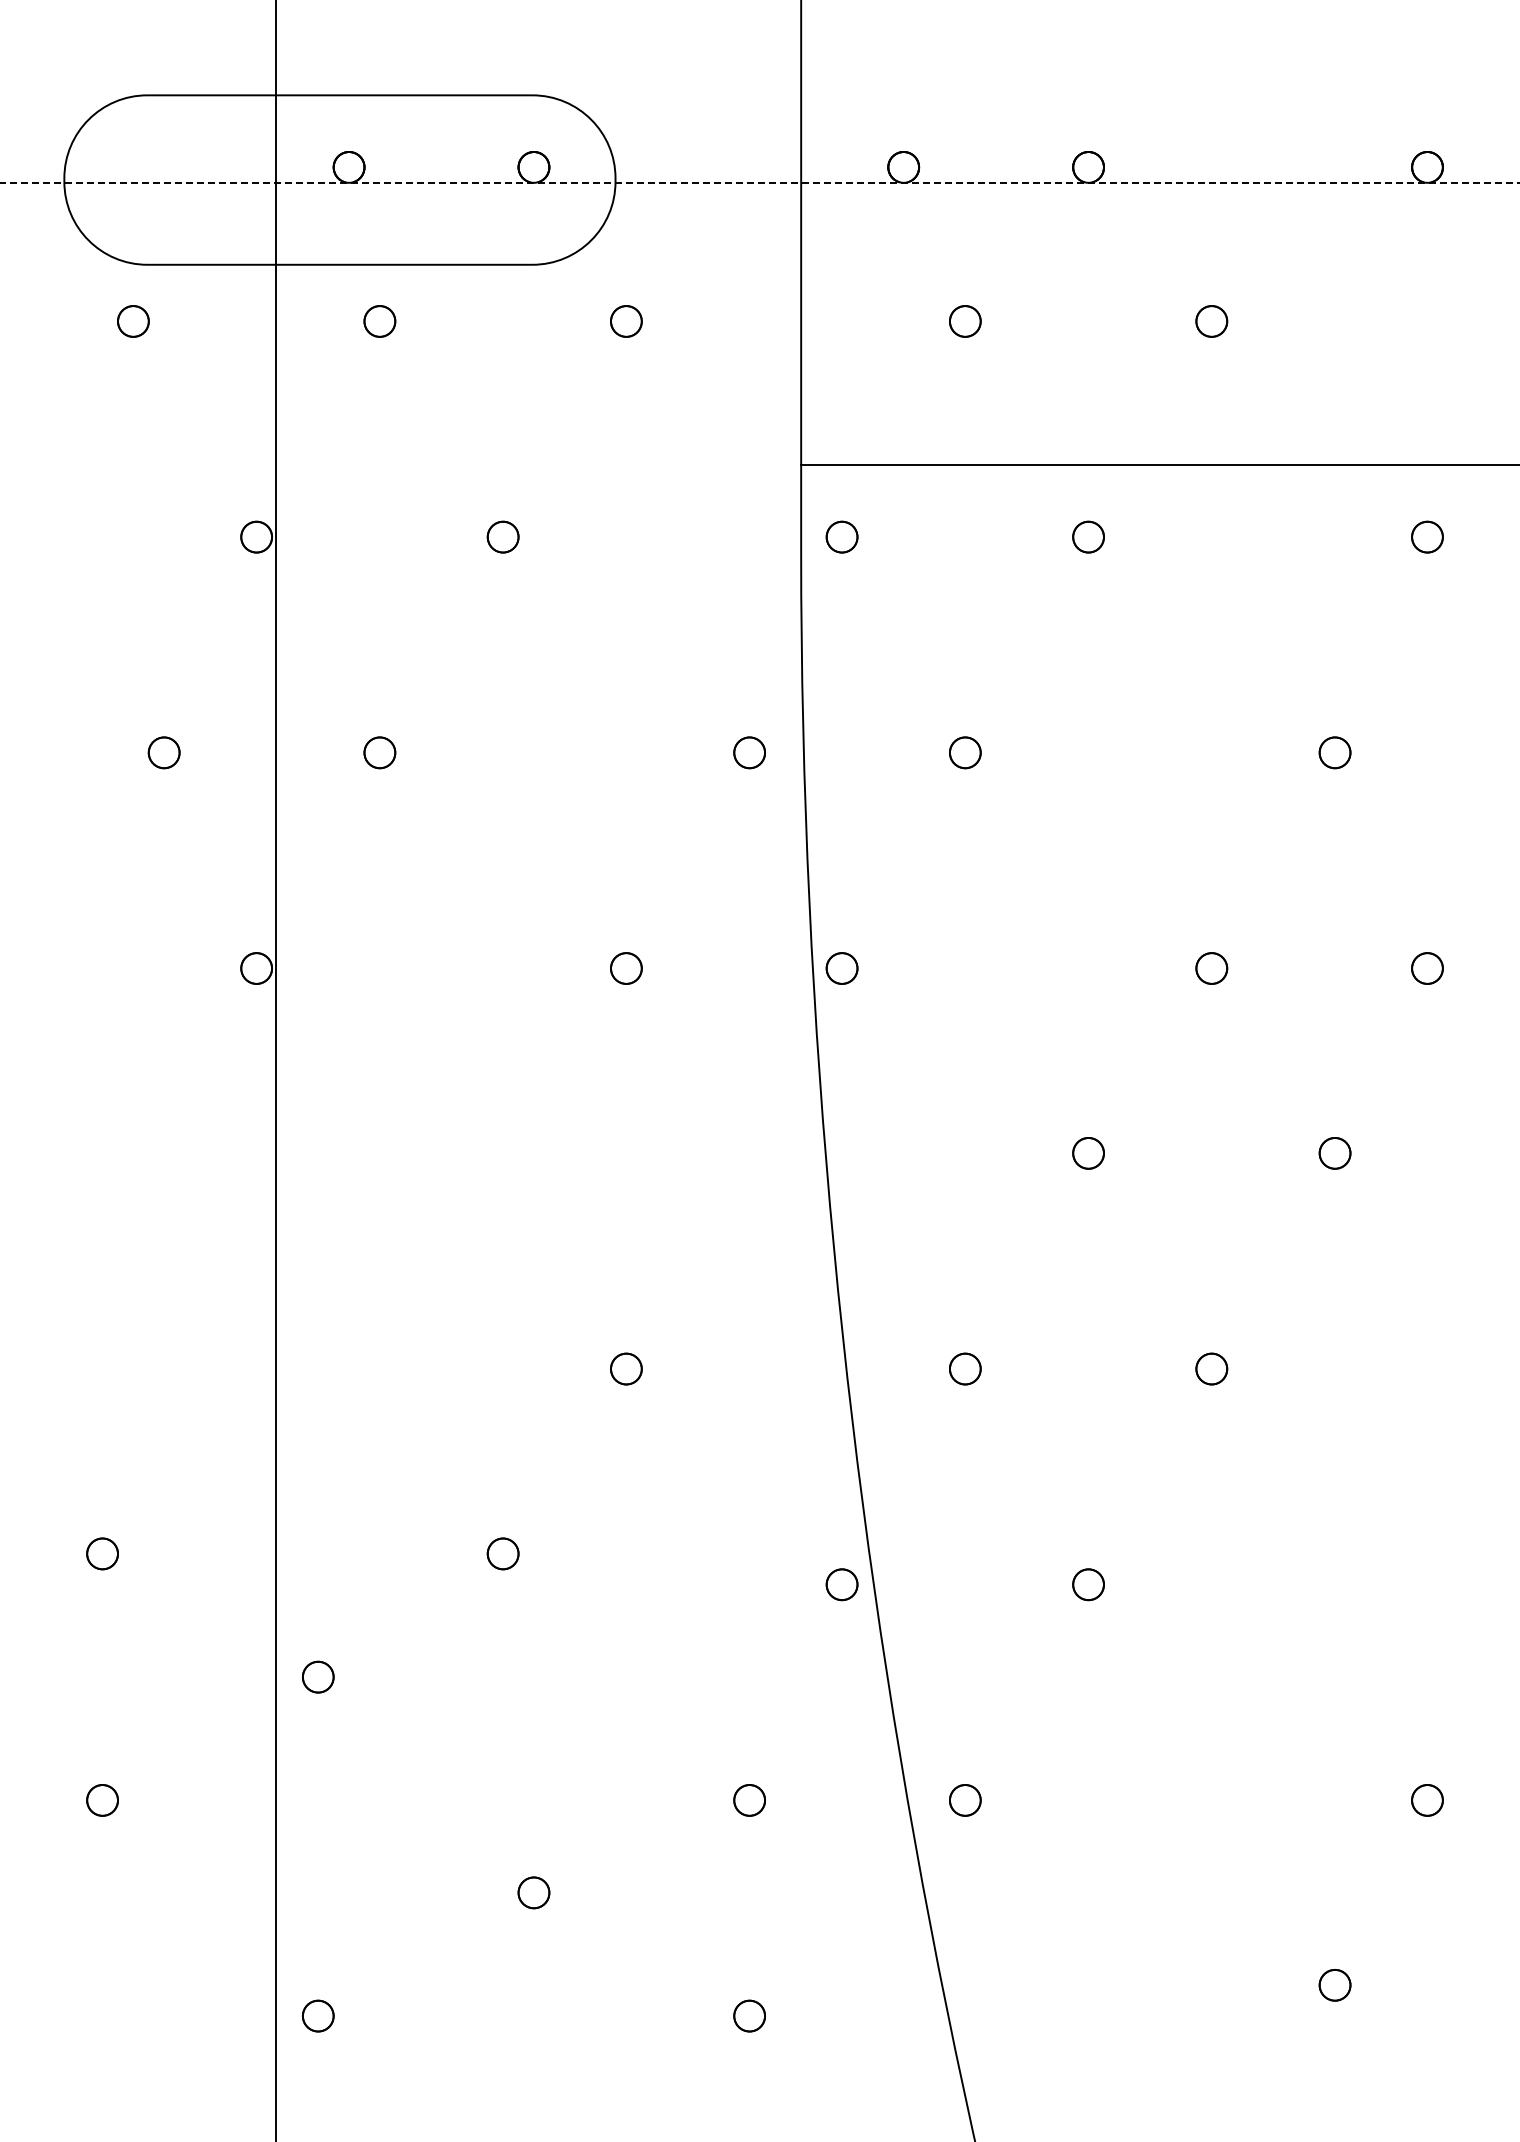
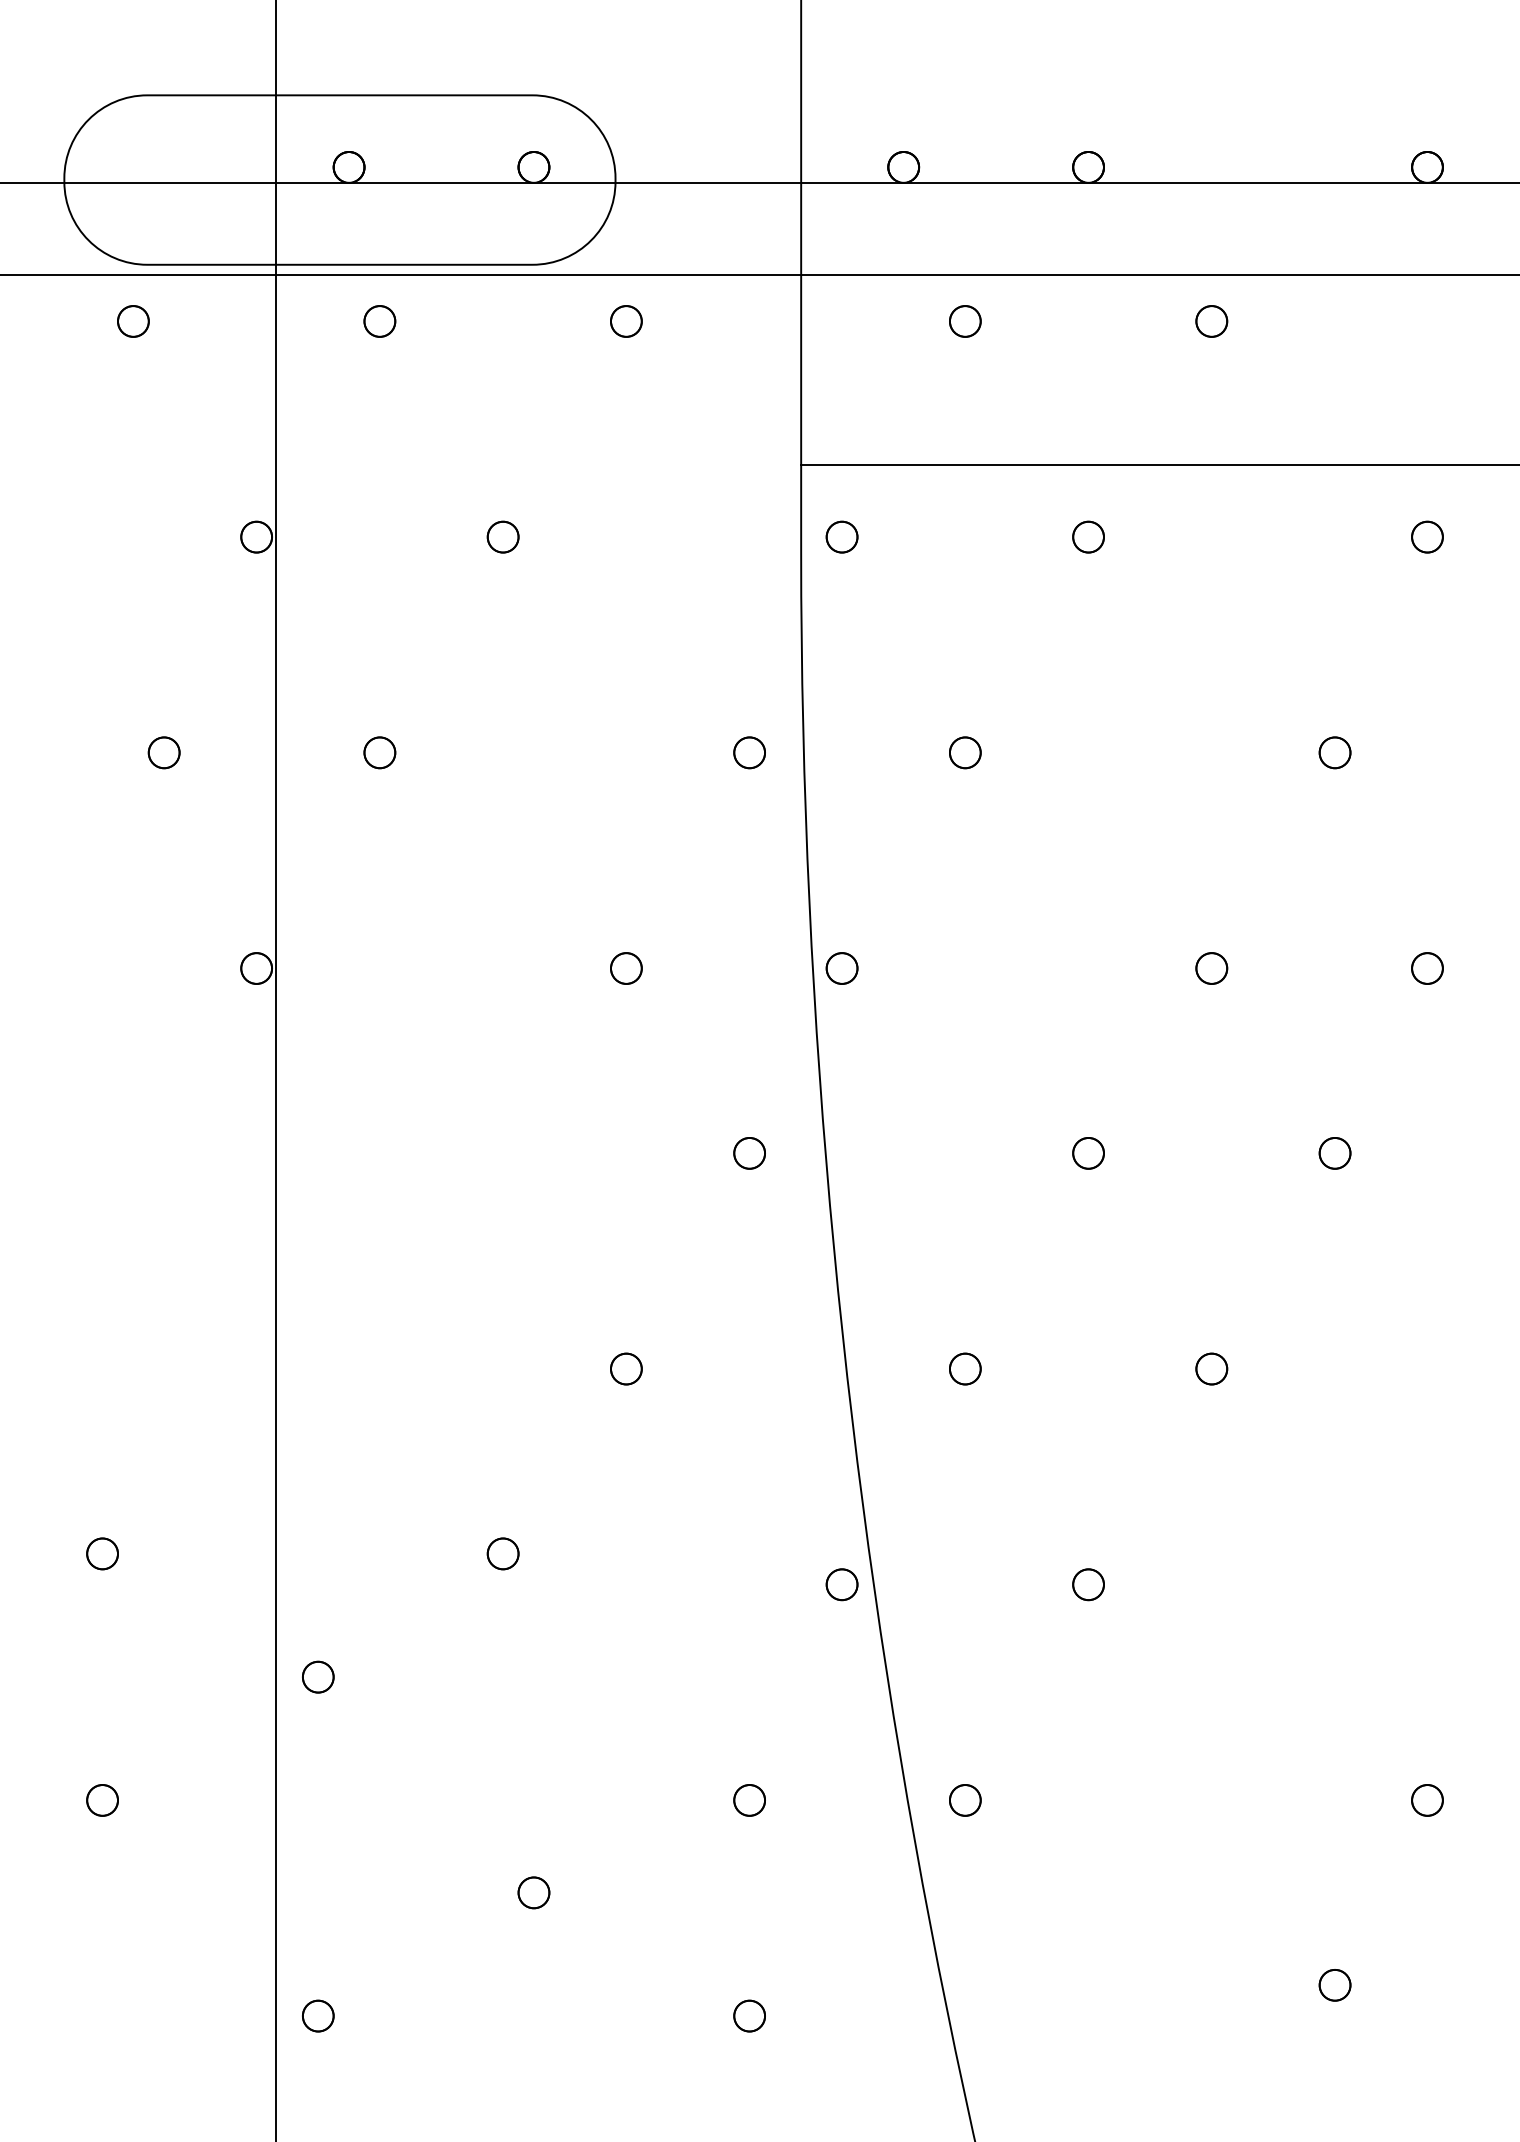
line: dashed -> solid (759, 182)
line: none -> present (759, 275)
part: none -> present (749, 1153)
